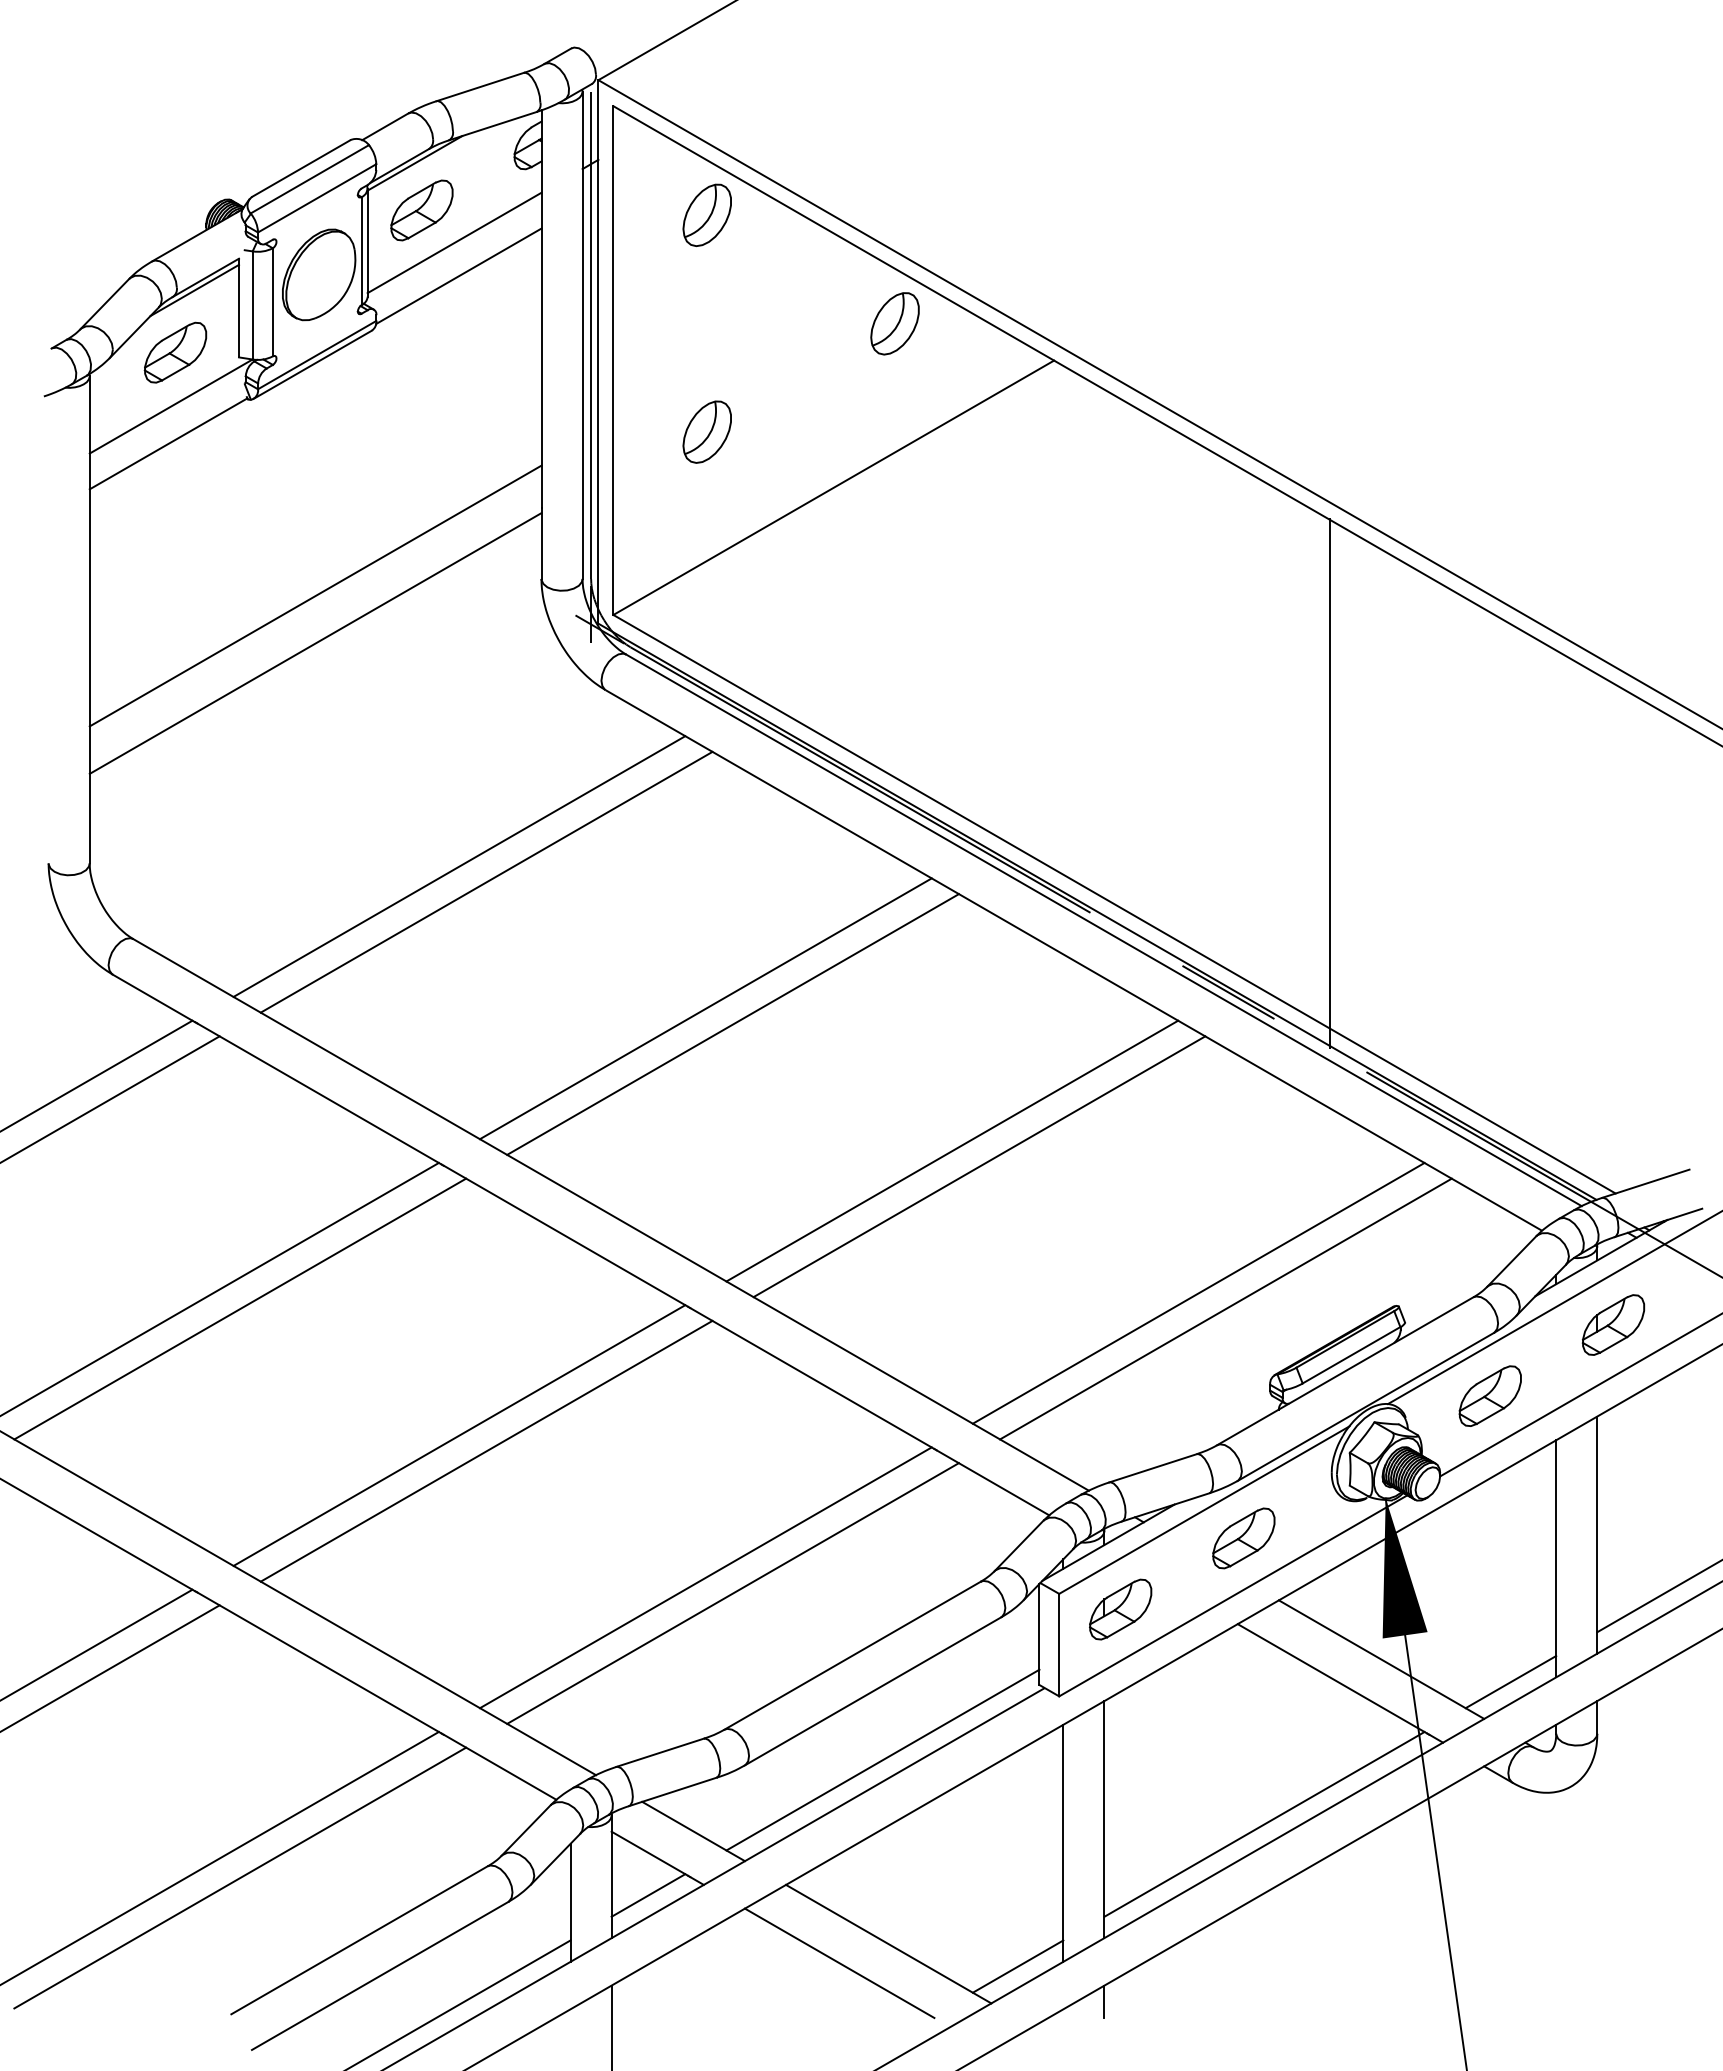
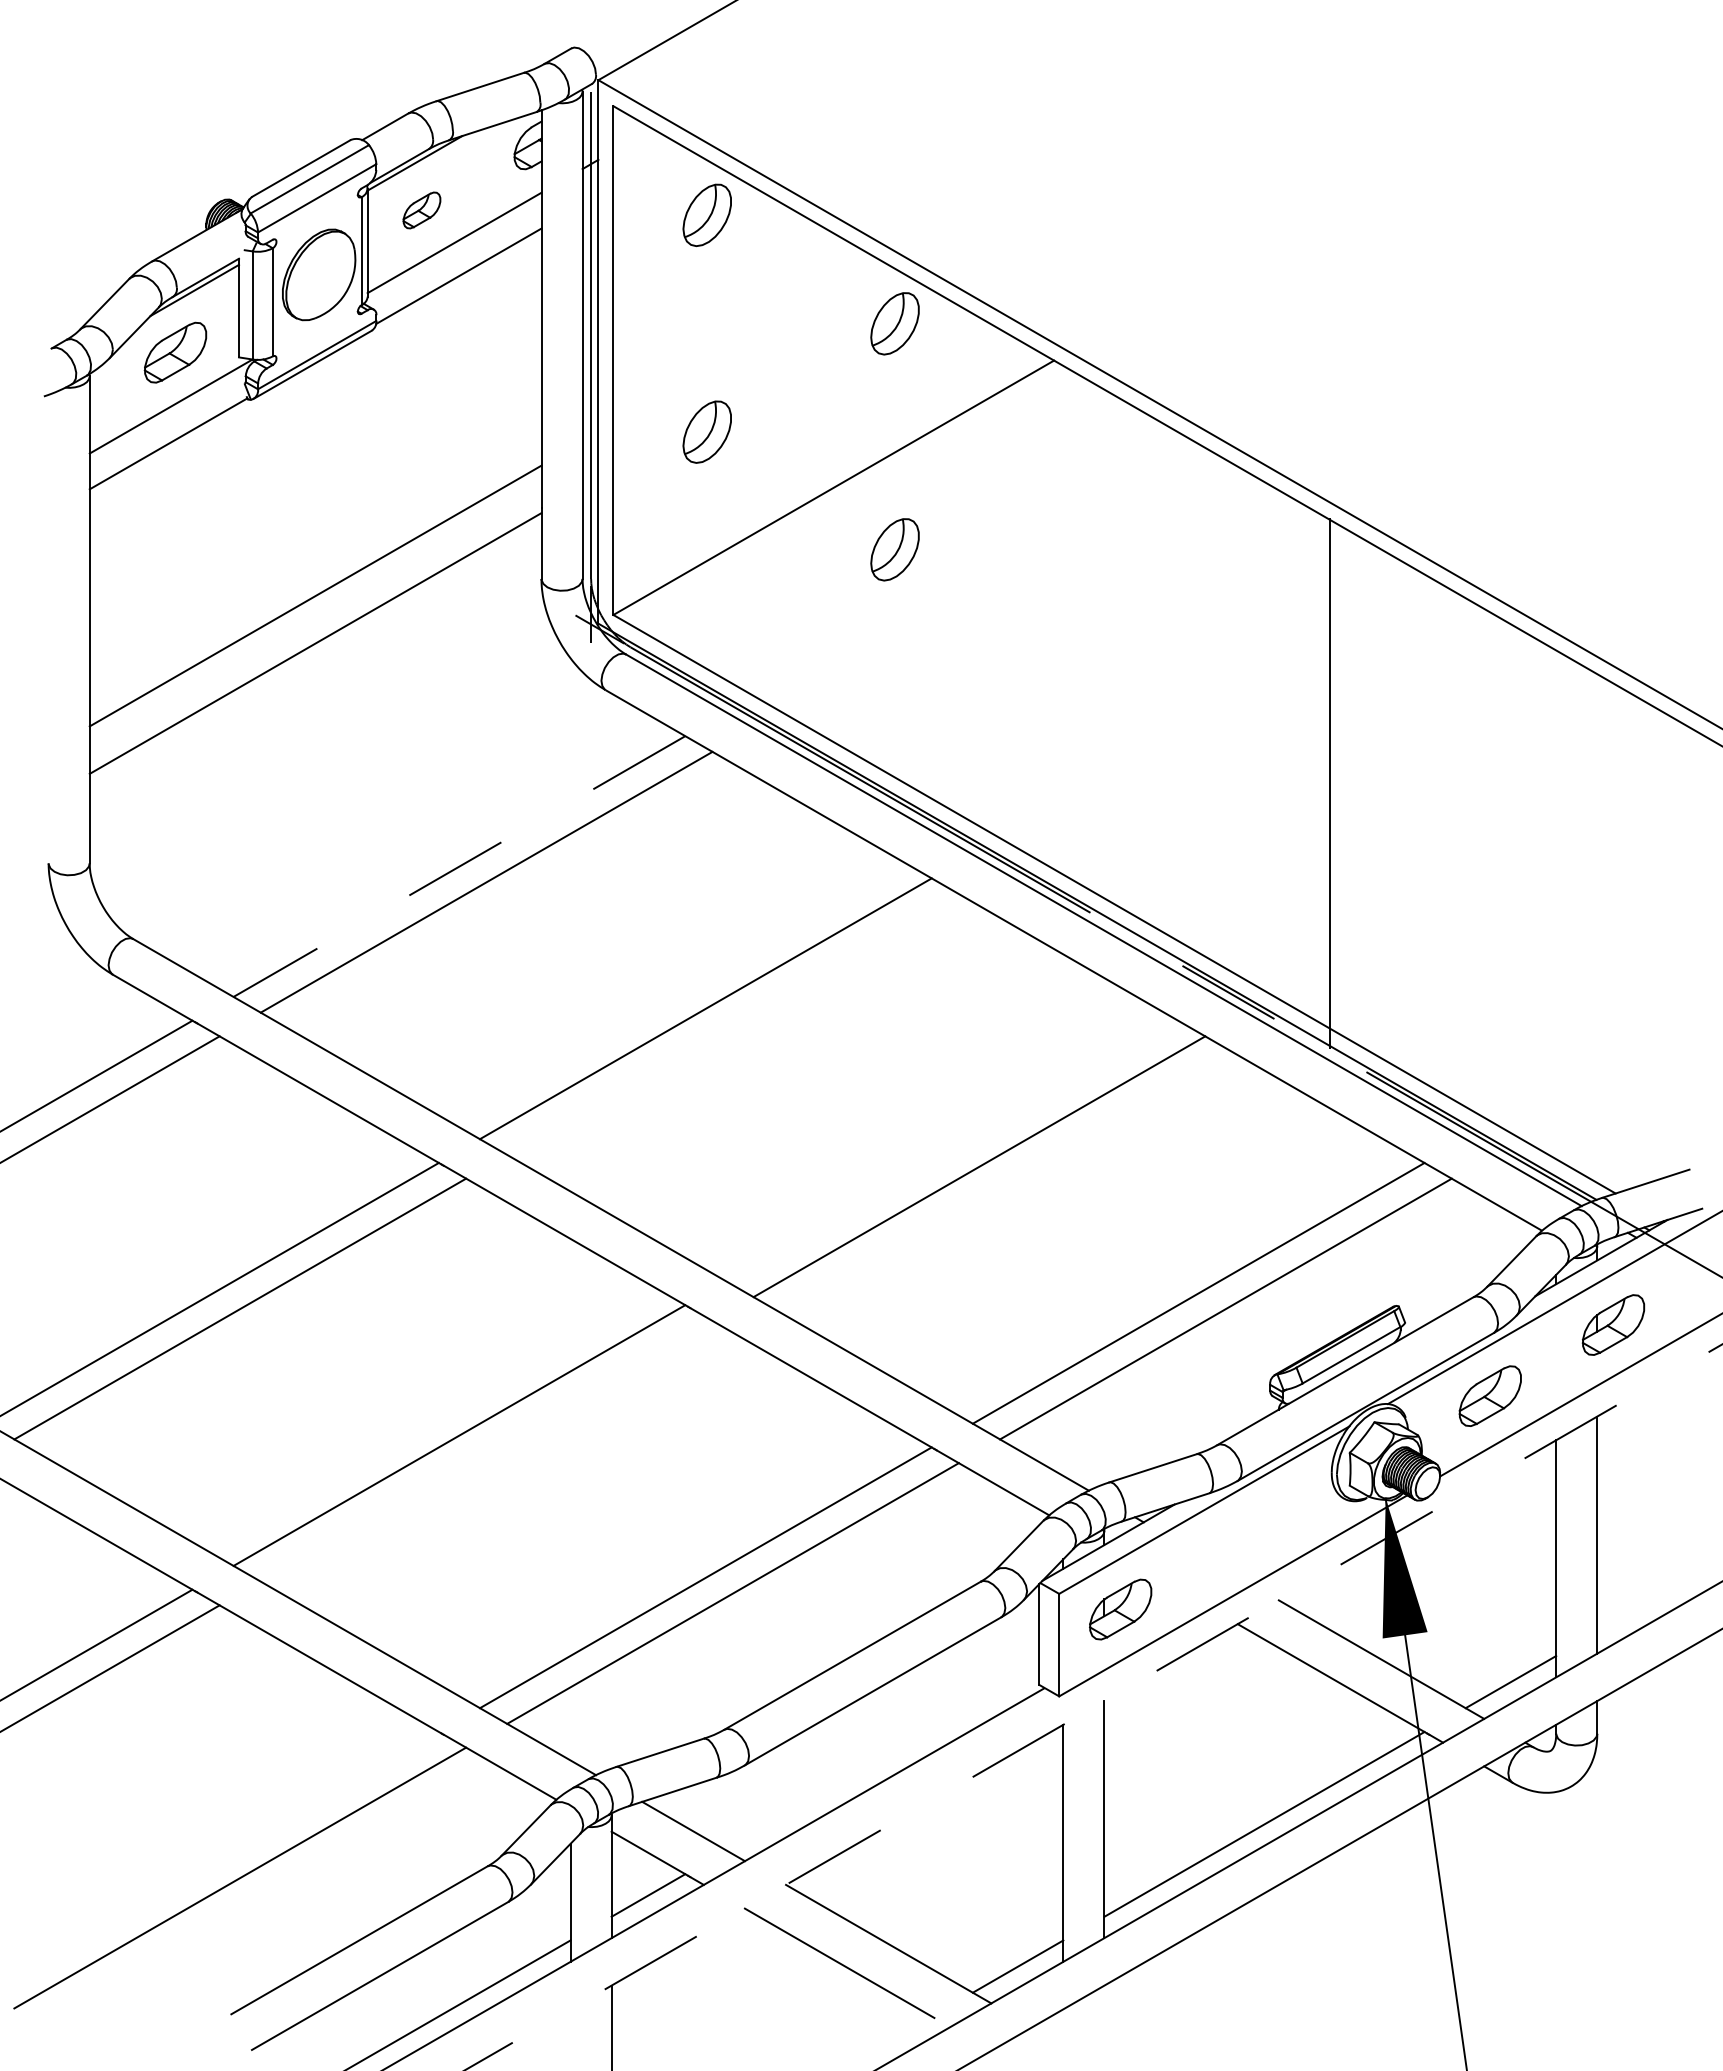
part size: 64x63 px -> 40x39 px (421, 210)
part: none -> present (894, 549)
line: solid -> dashed (459, 866)
line: present -> none (732, 1024)
line: present -> none (952, 1150)
line: present -> none (486, 1450)
part: present -> none (1243, 1538)
line: present -> none (1658, 1596)
line: solid -> dashed (1093, 1707)
line: present -> none (882, 1759)
line: present -> none (220, 1857)
line: present -> none (1104, 2001)
